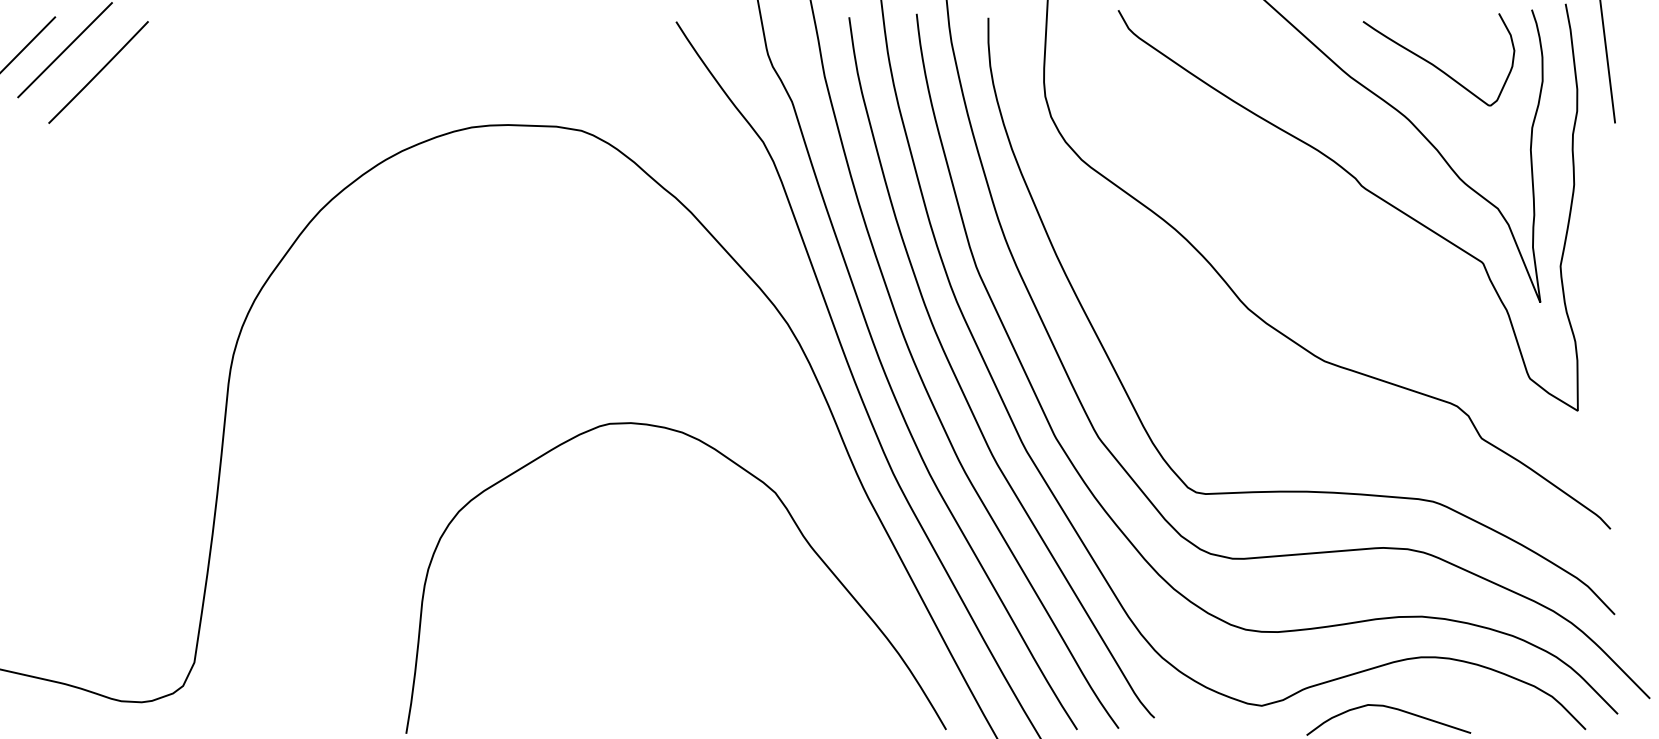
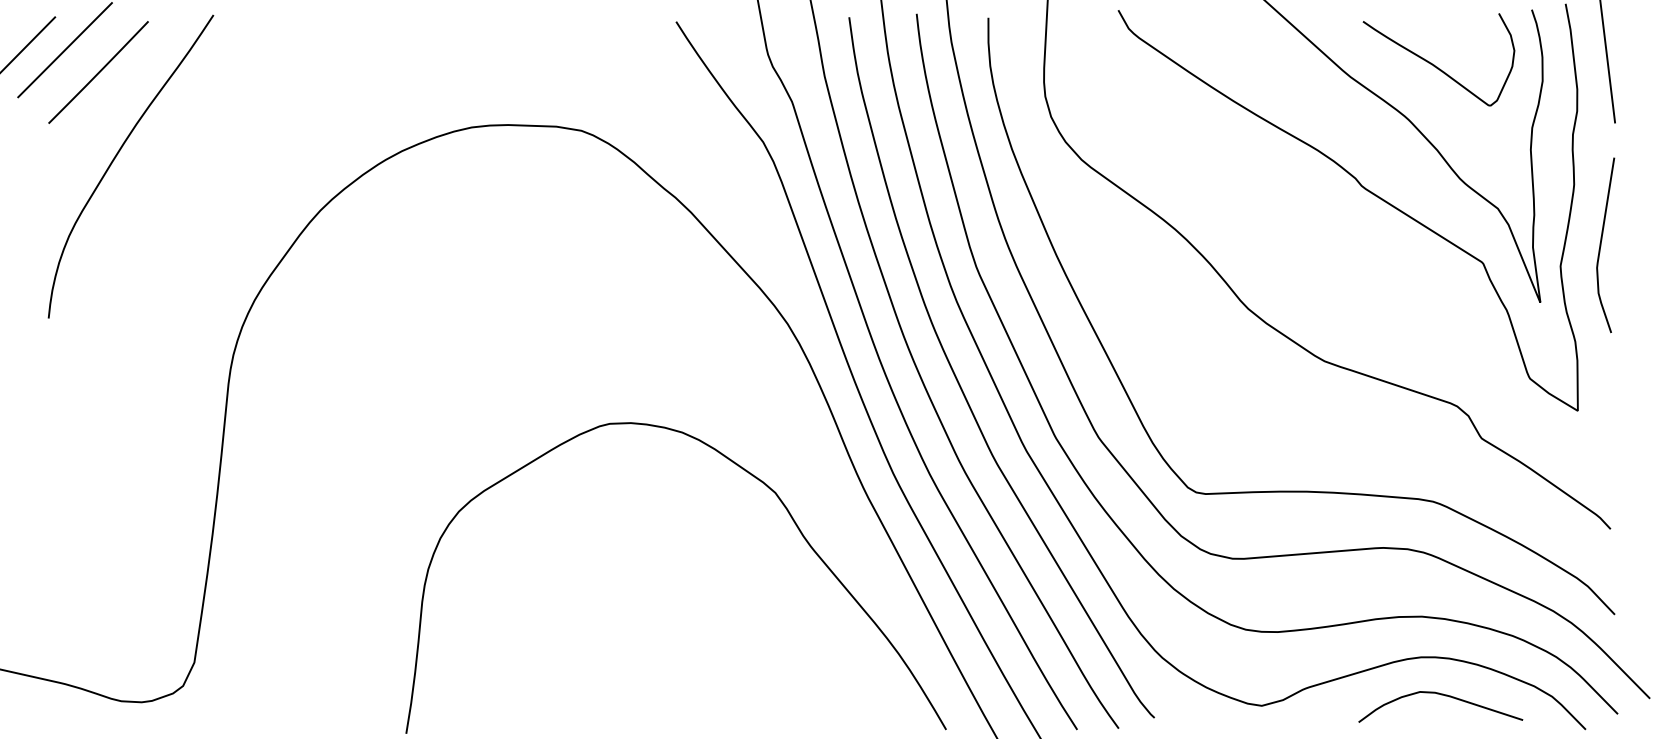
curve: none -> present (116, 157)
curve: none -> present (1601, 245)
curve position: (1389, 708) -> (1441, 695) (1441, 695)
